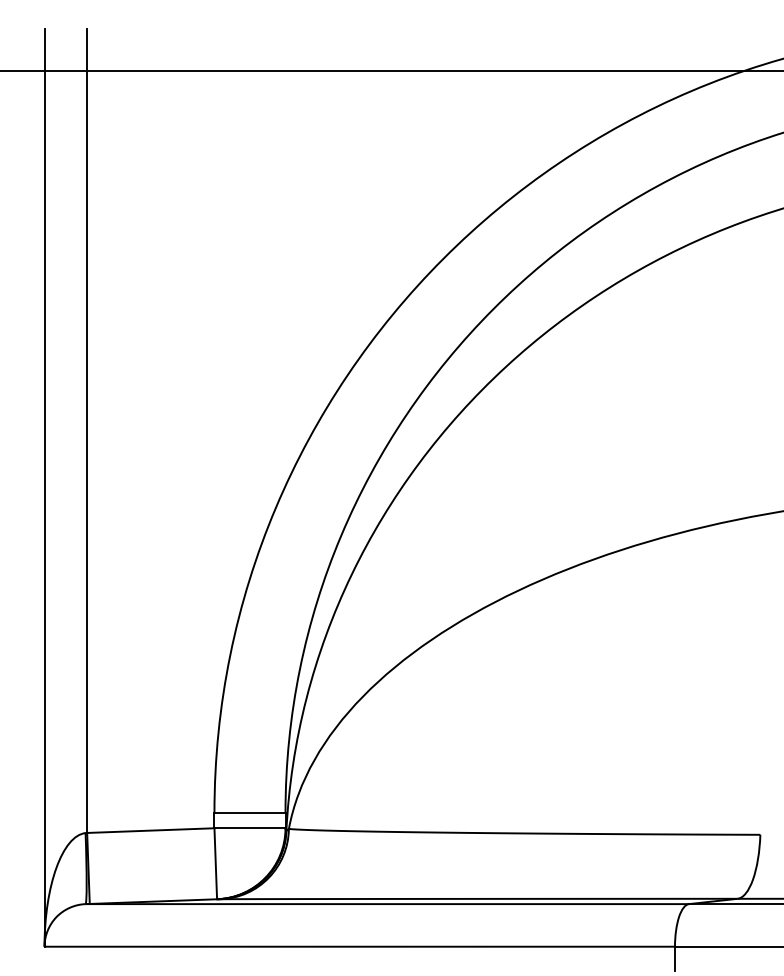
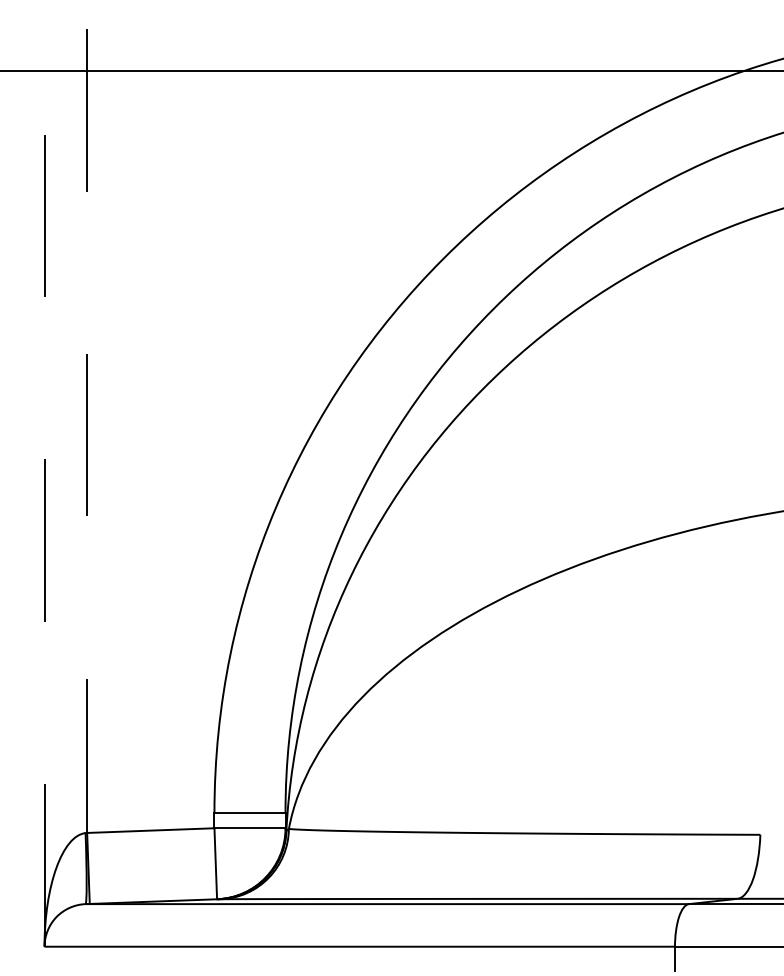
line: solid -> dashed (87, 431)
line: solid -> dashed (44, 487)
